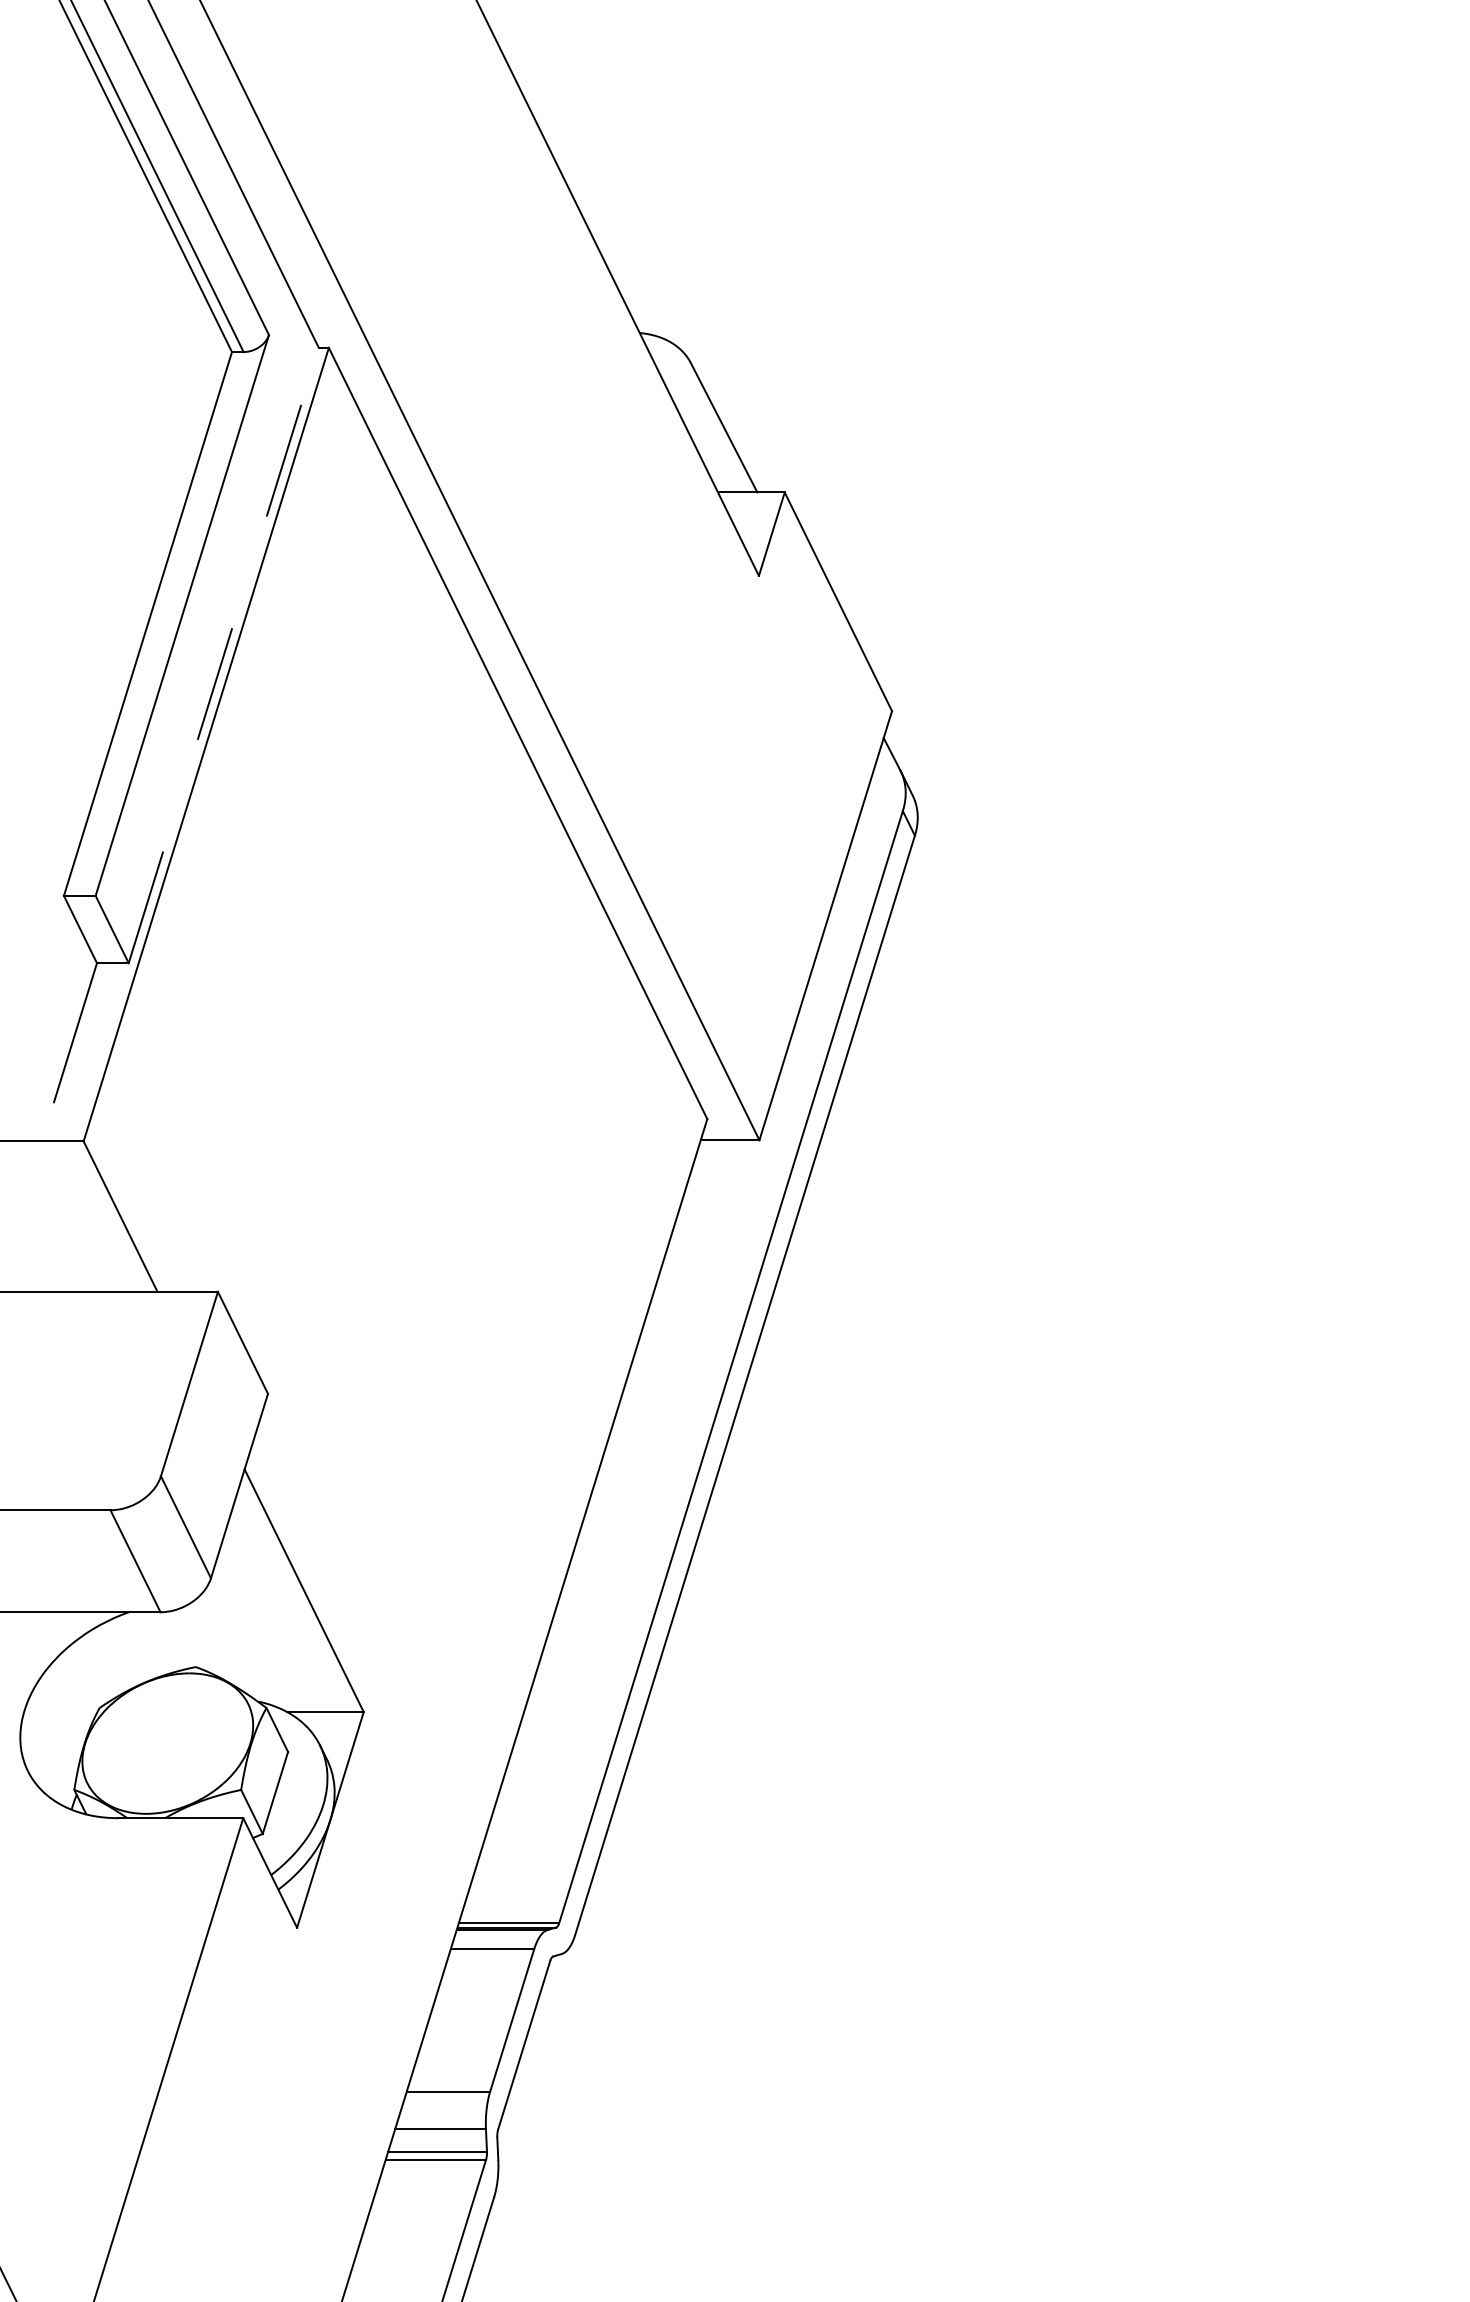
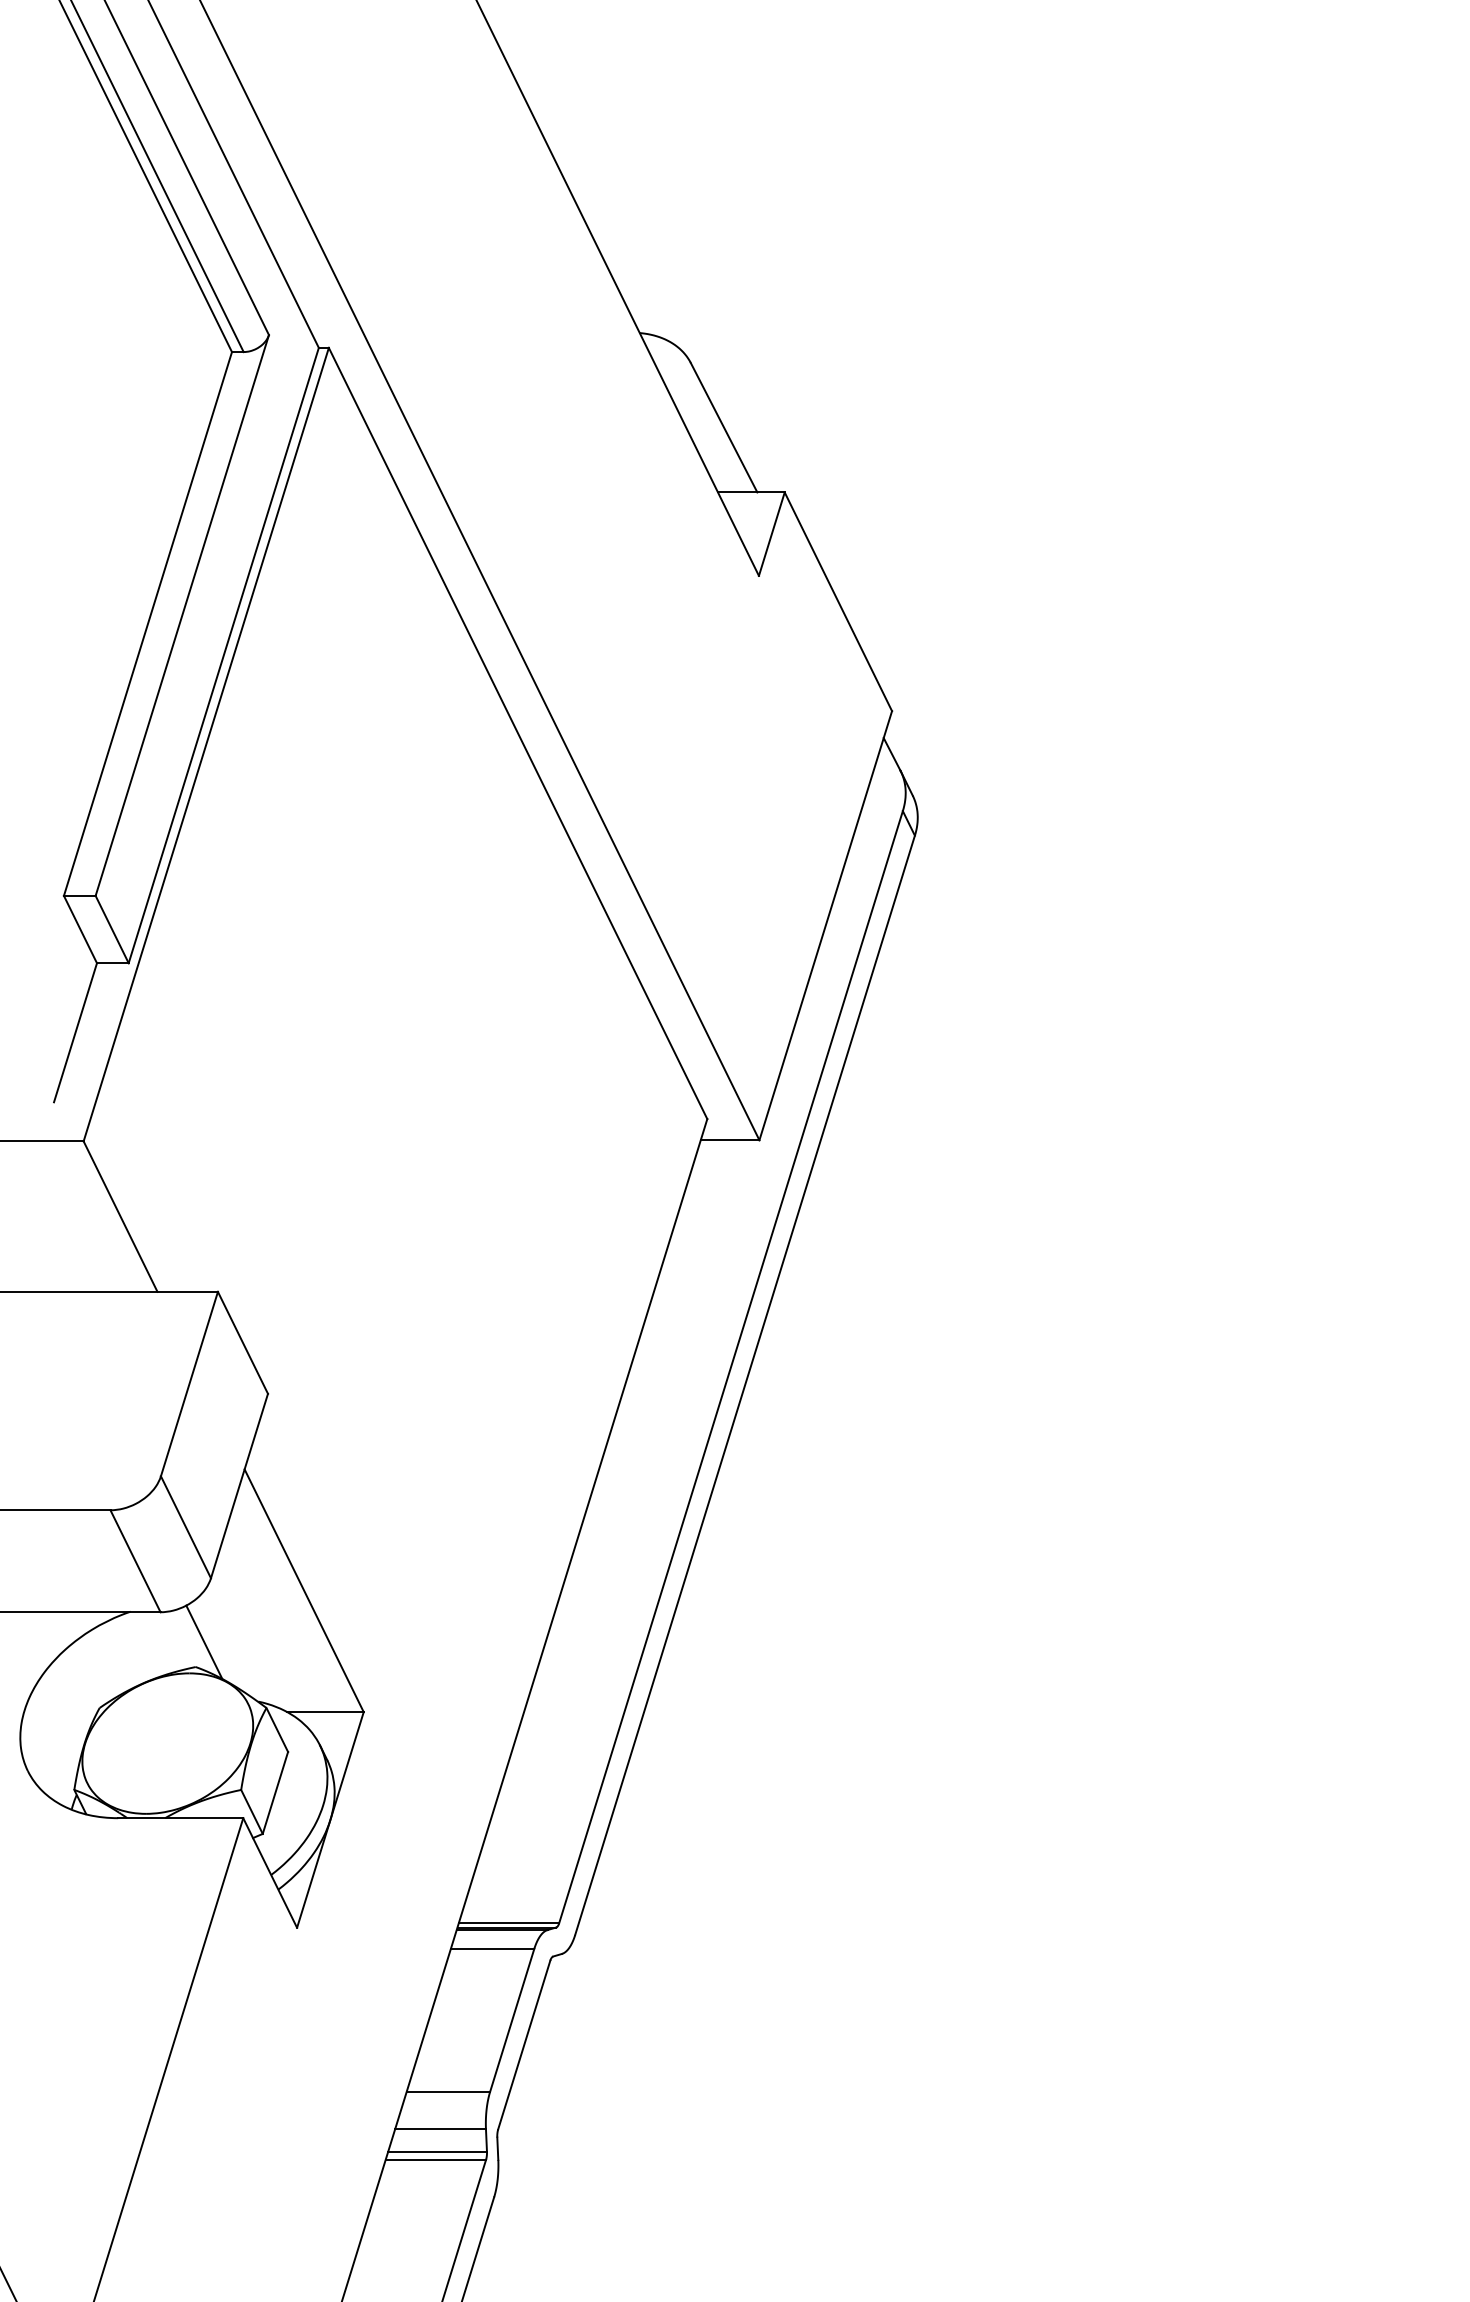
line: dashed -> solid (223, 655)
line: none -> present (204, 1642)
